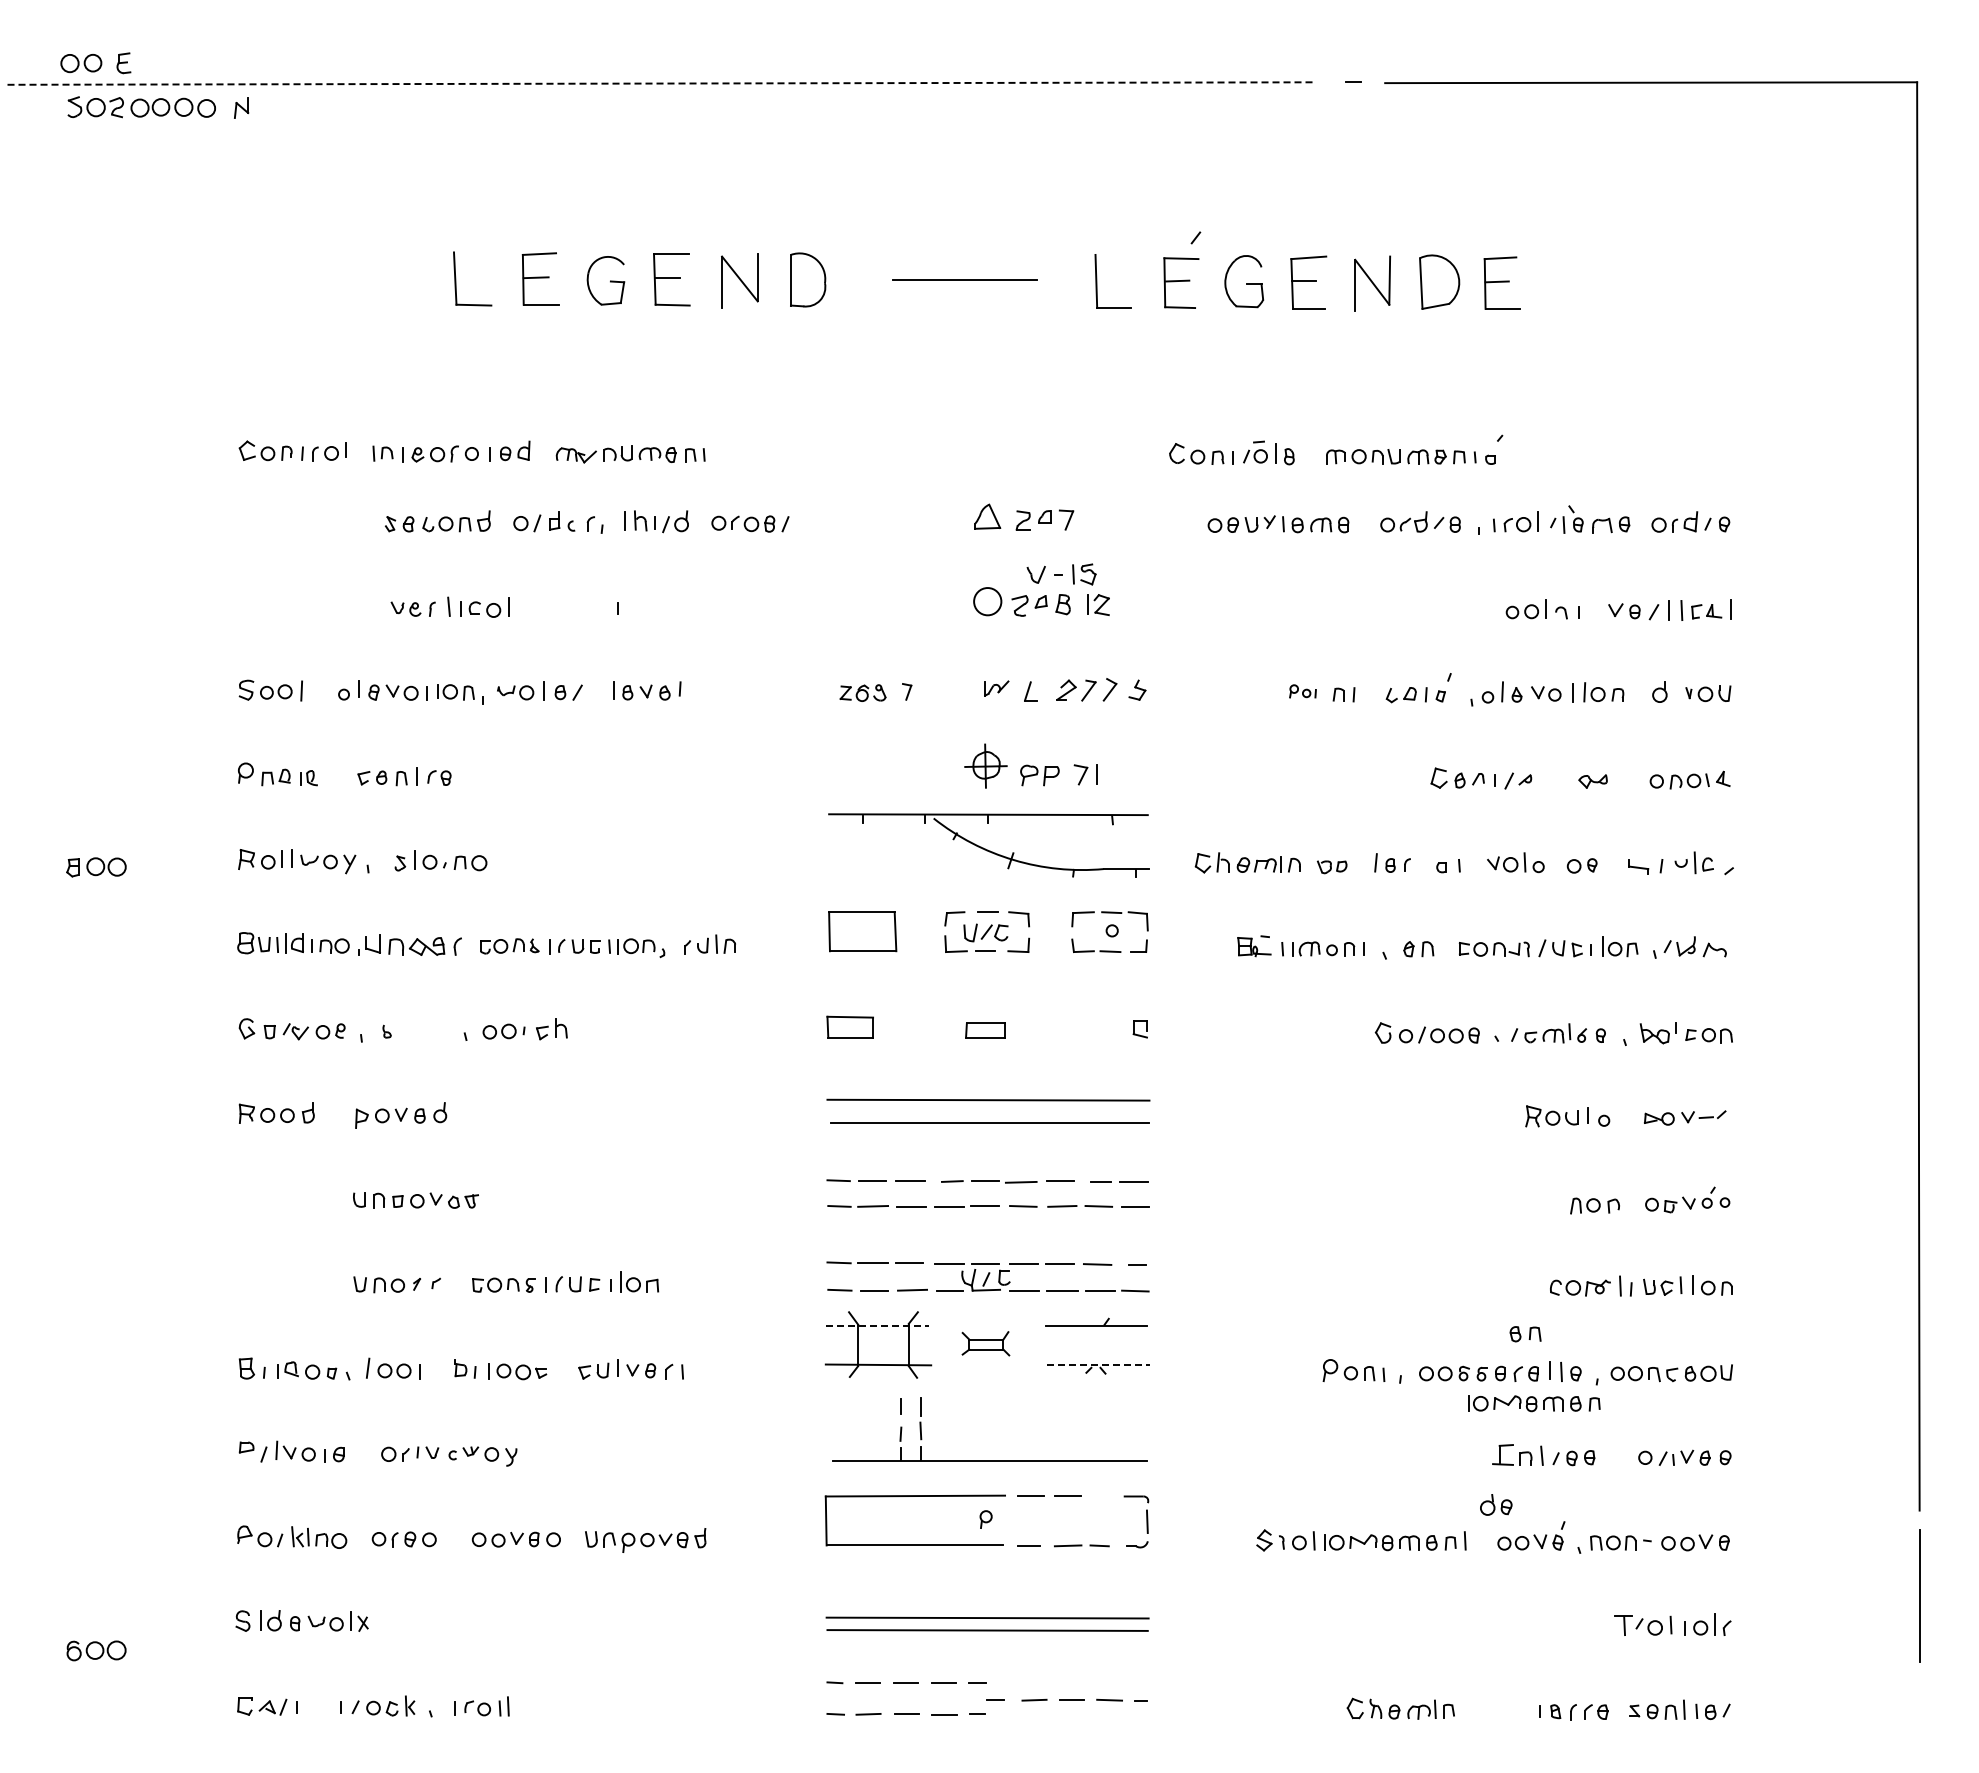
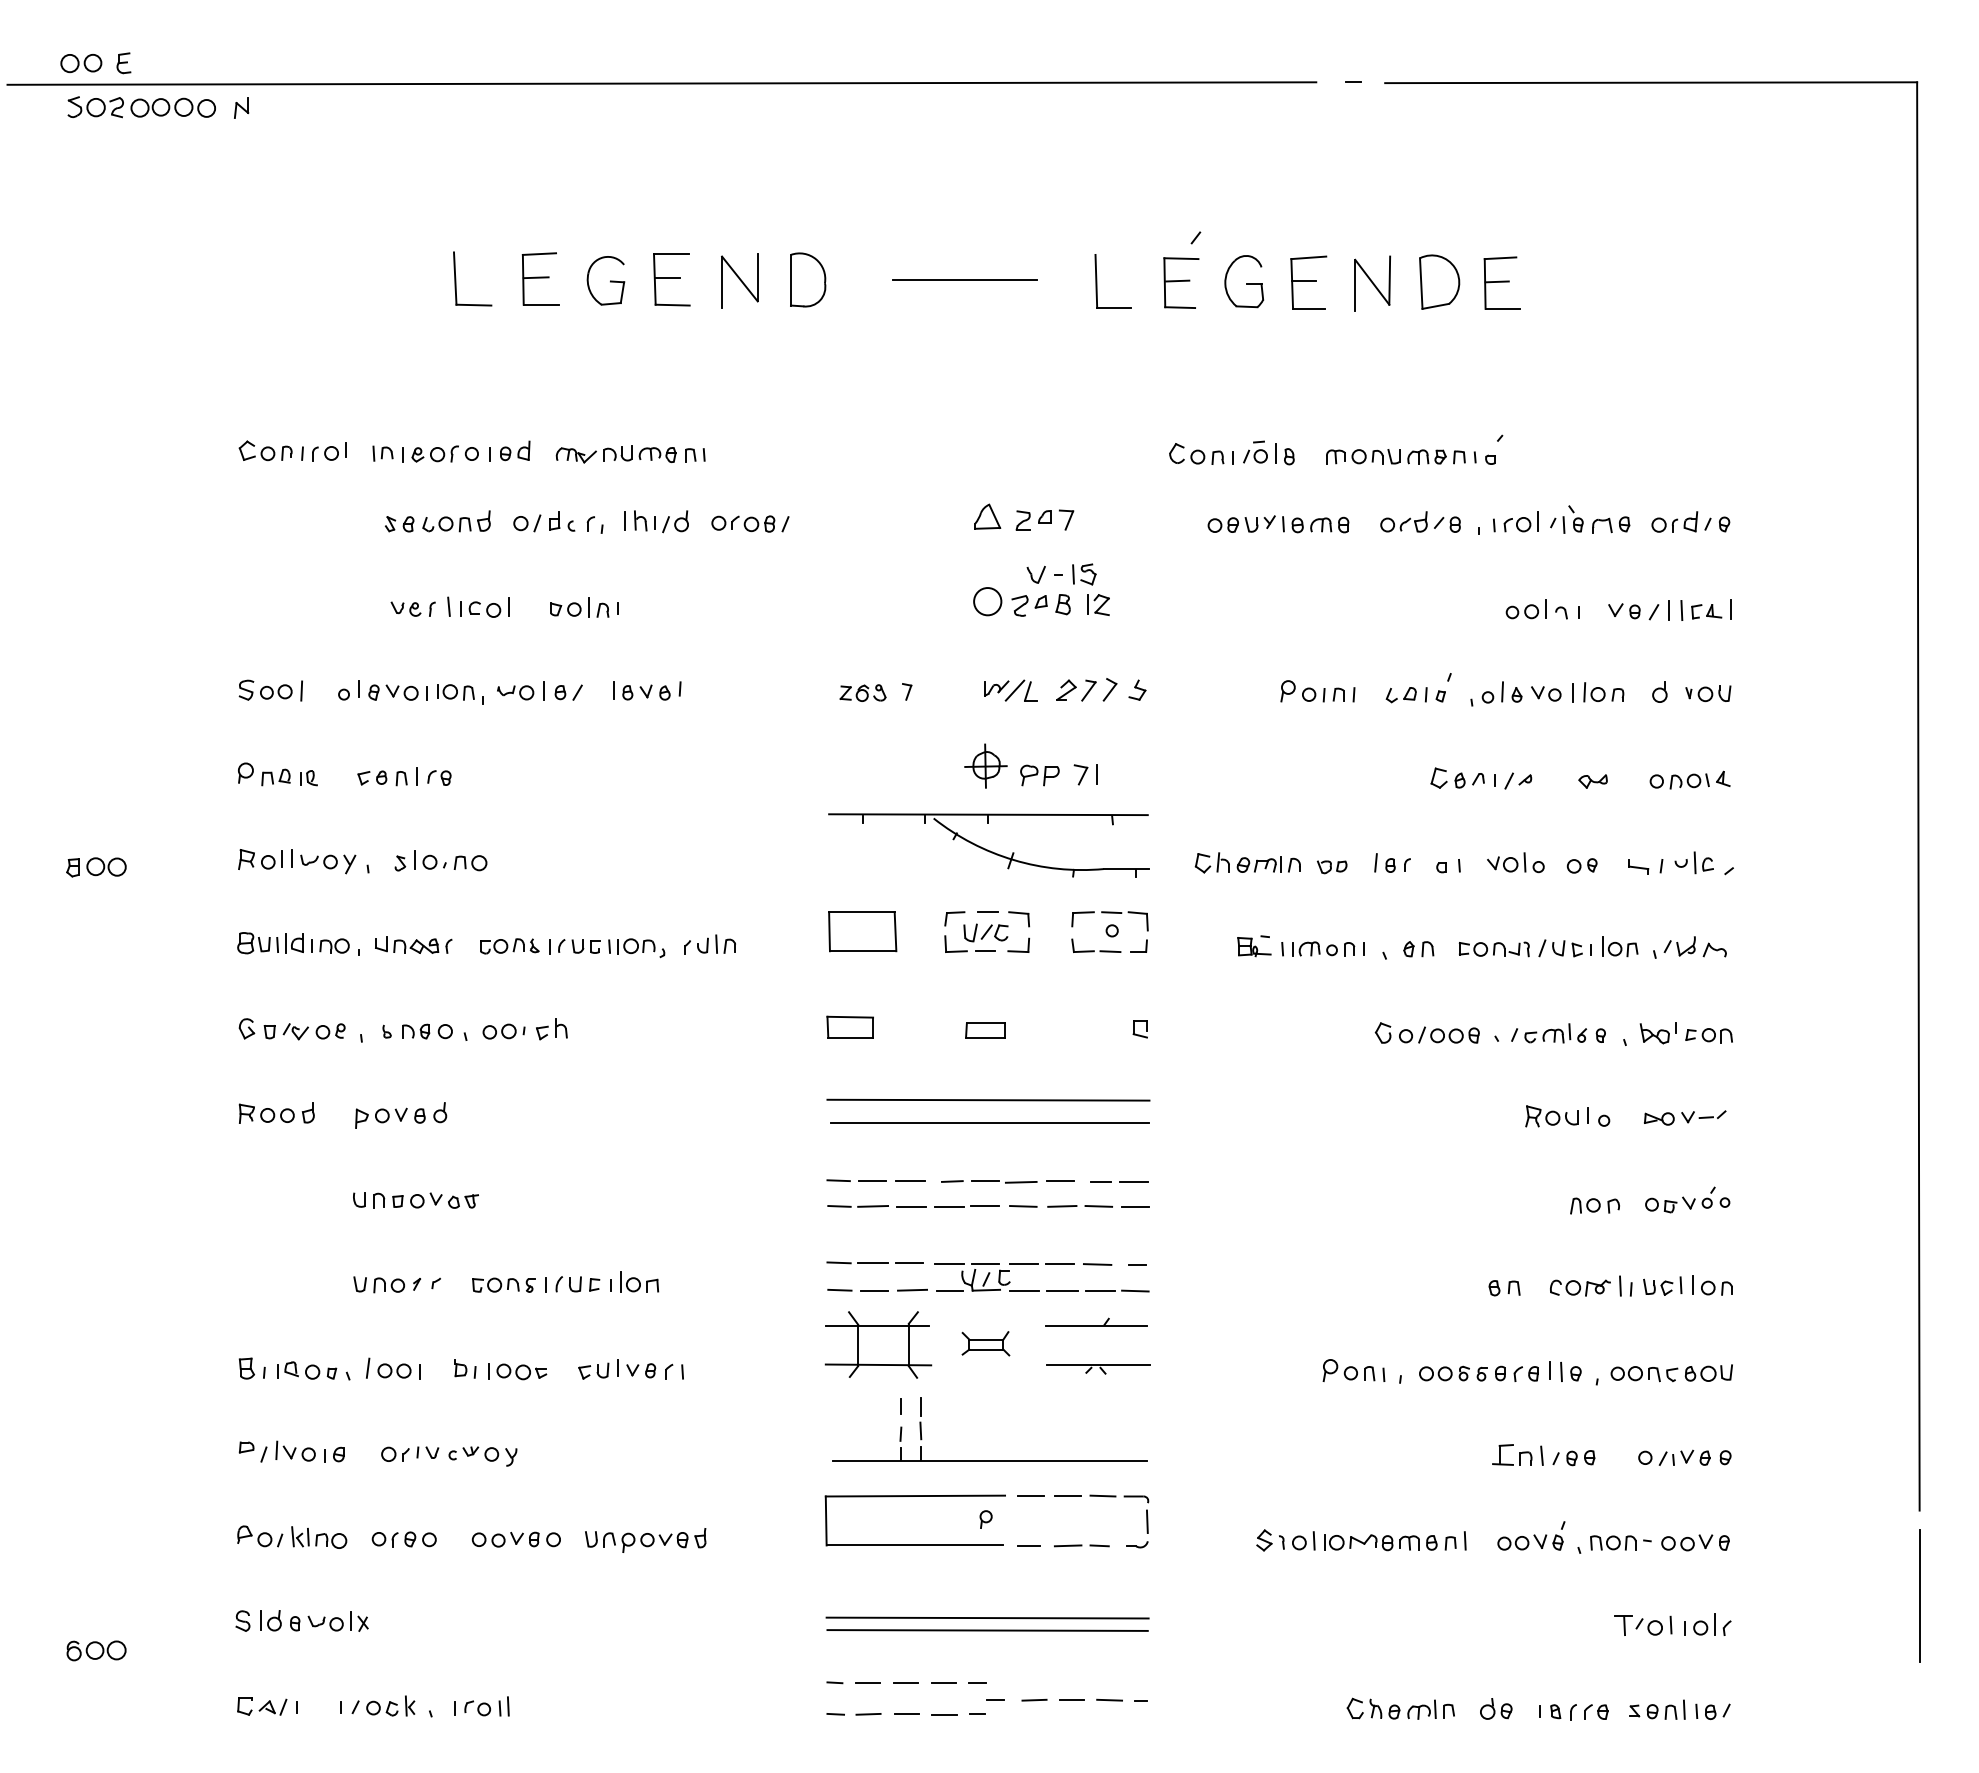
line: dashed -> solid (662, 83)
part: none -> present (579, 607)
line: none -> present (1014, 690)
part size: 28x15 px -> 46x23 px (1302, 691)
part size: 97x22 px -> 78x18 px (413, 944)
part: none -> present (427, 1031)
line: dashed -> solid (877, 1325)
part position: (1525, 1334) -> (1504, 1288) (1504, 1288)
line: dashed -> solid (1098, 1365)
part: present -> none (1534, 1403)
line: none -> present (1102, 1495)
part position: (1496, 1504) -> (1496, 1708) (1496, 1708)
